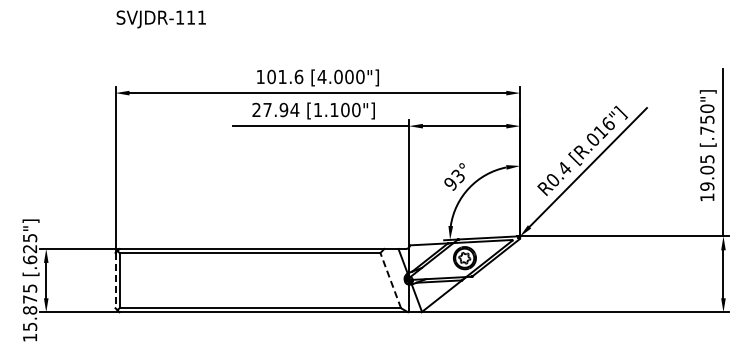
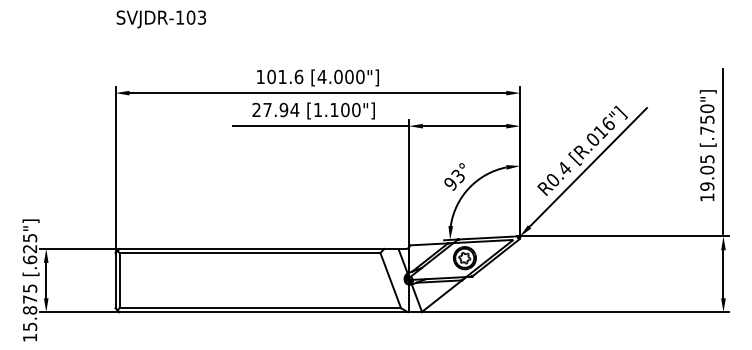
text: SVJDR-111 -> SVJDR-103 (196, 17)
line: dashed -> solid (115, 280)
line: dashed -> solid (390, 280)
